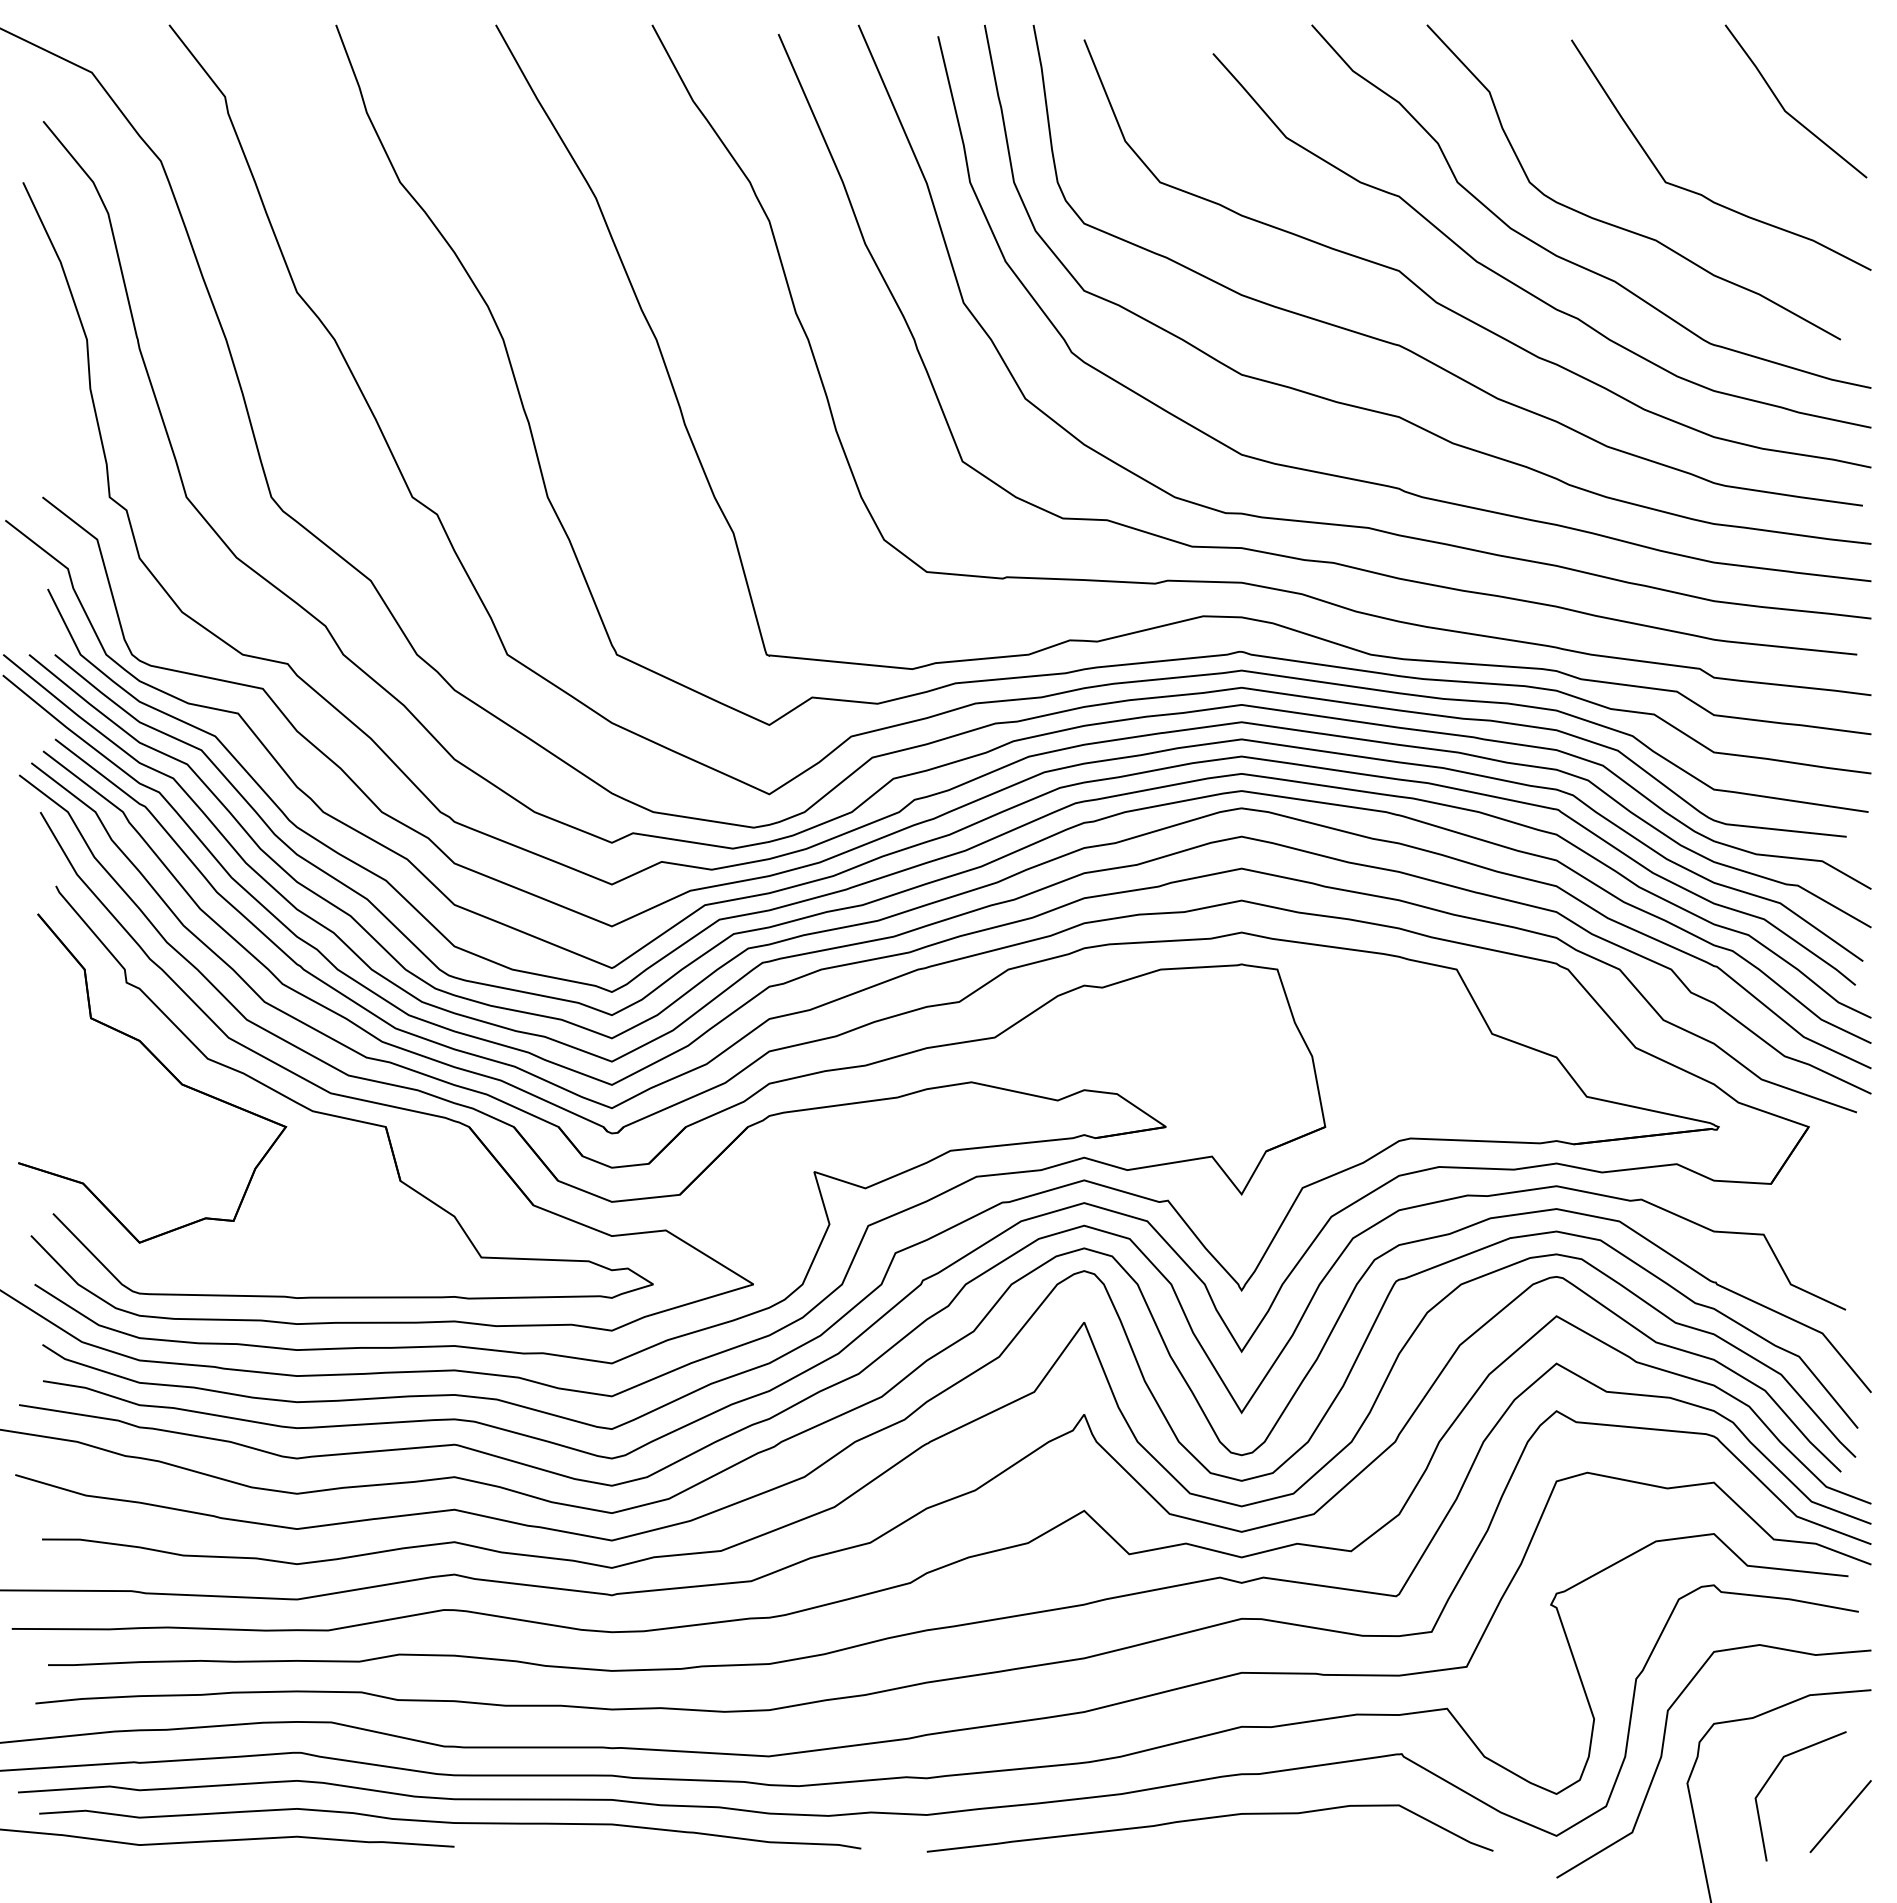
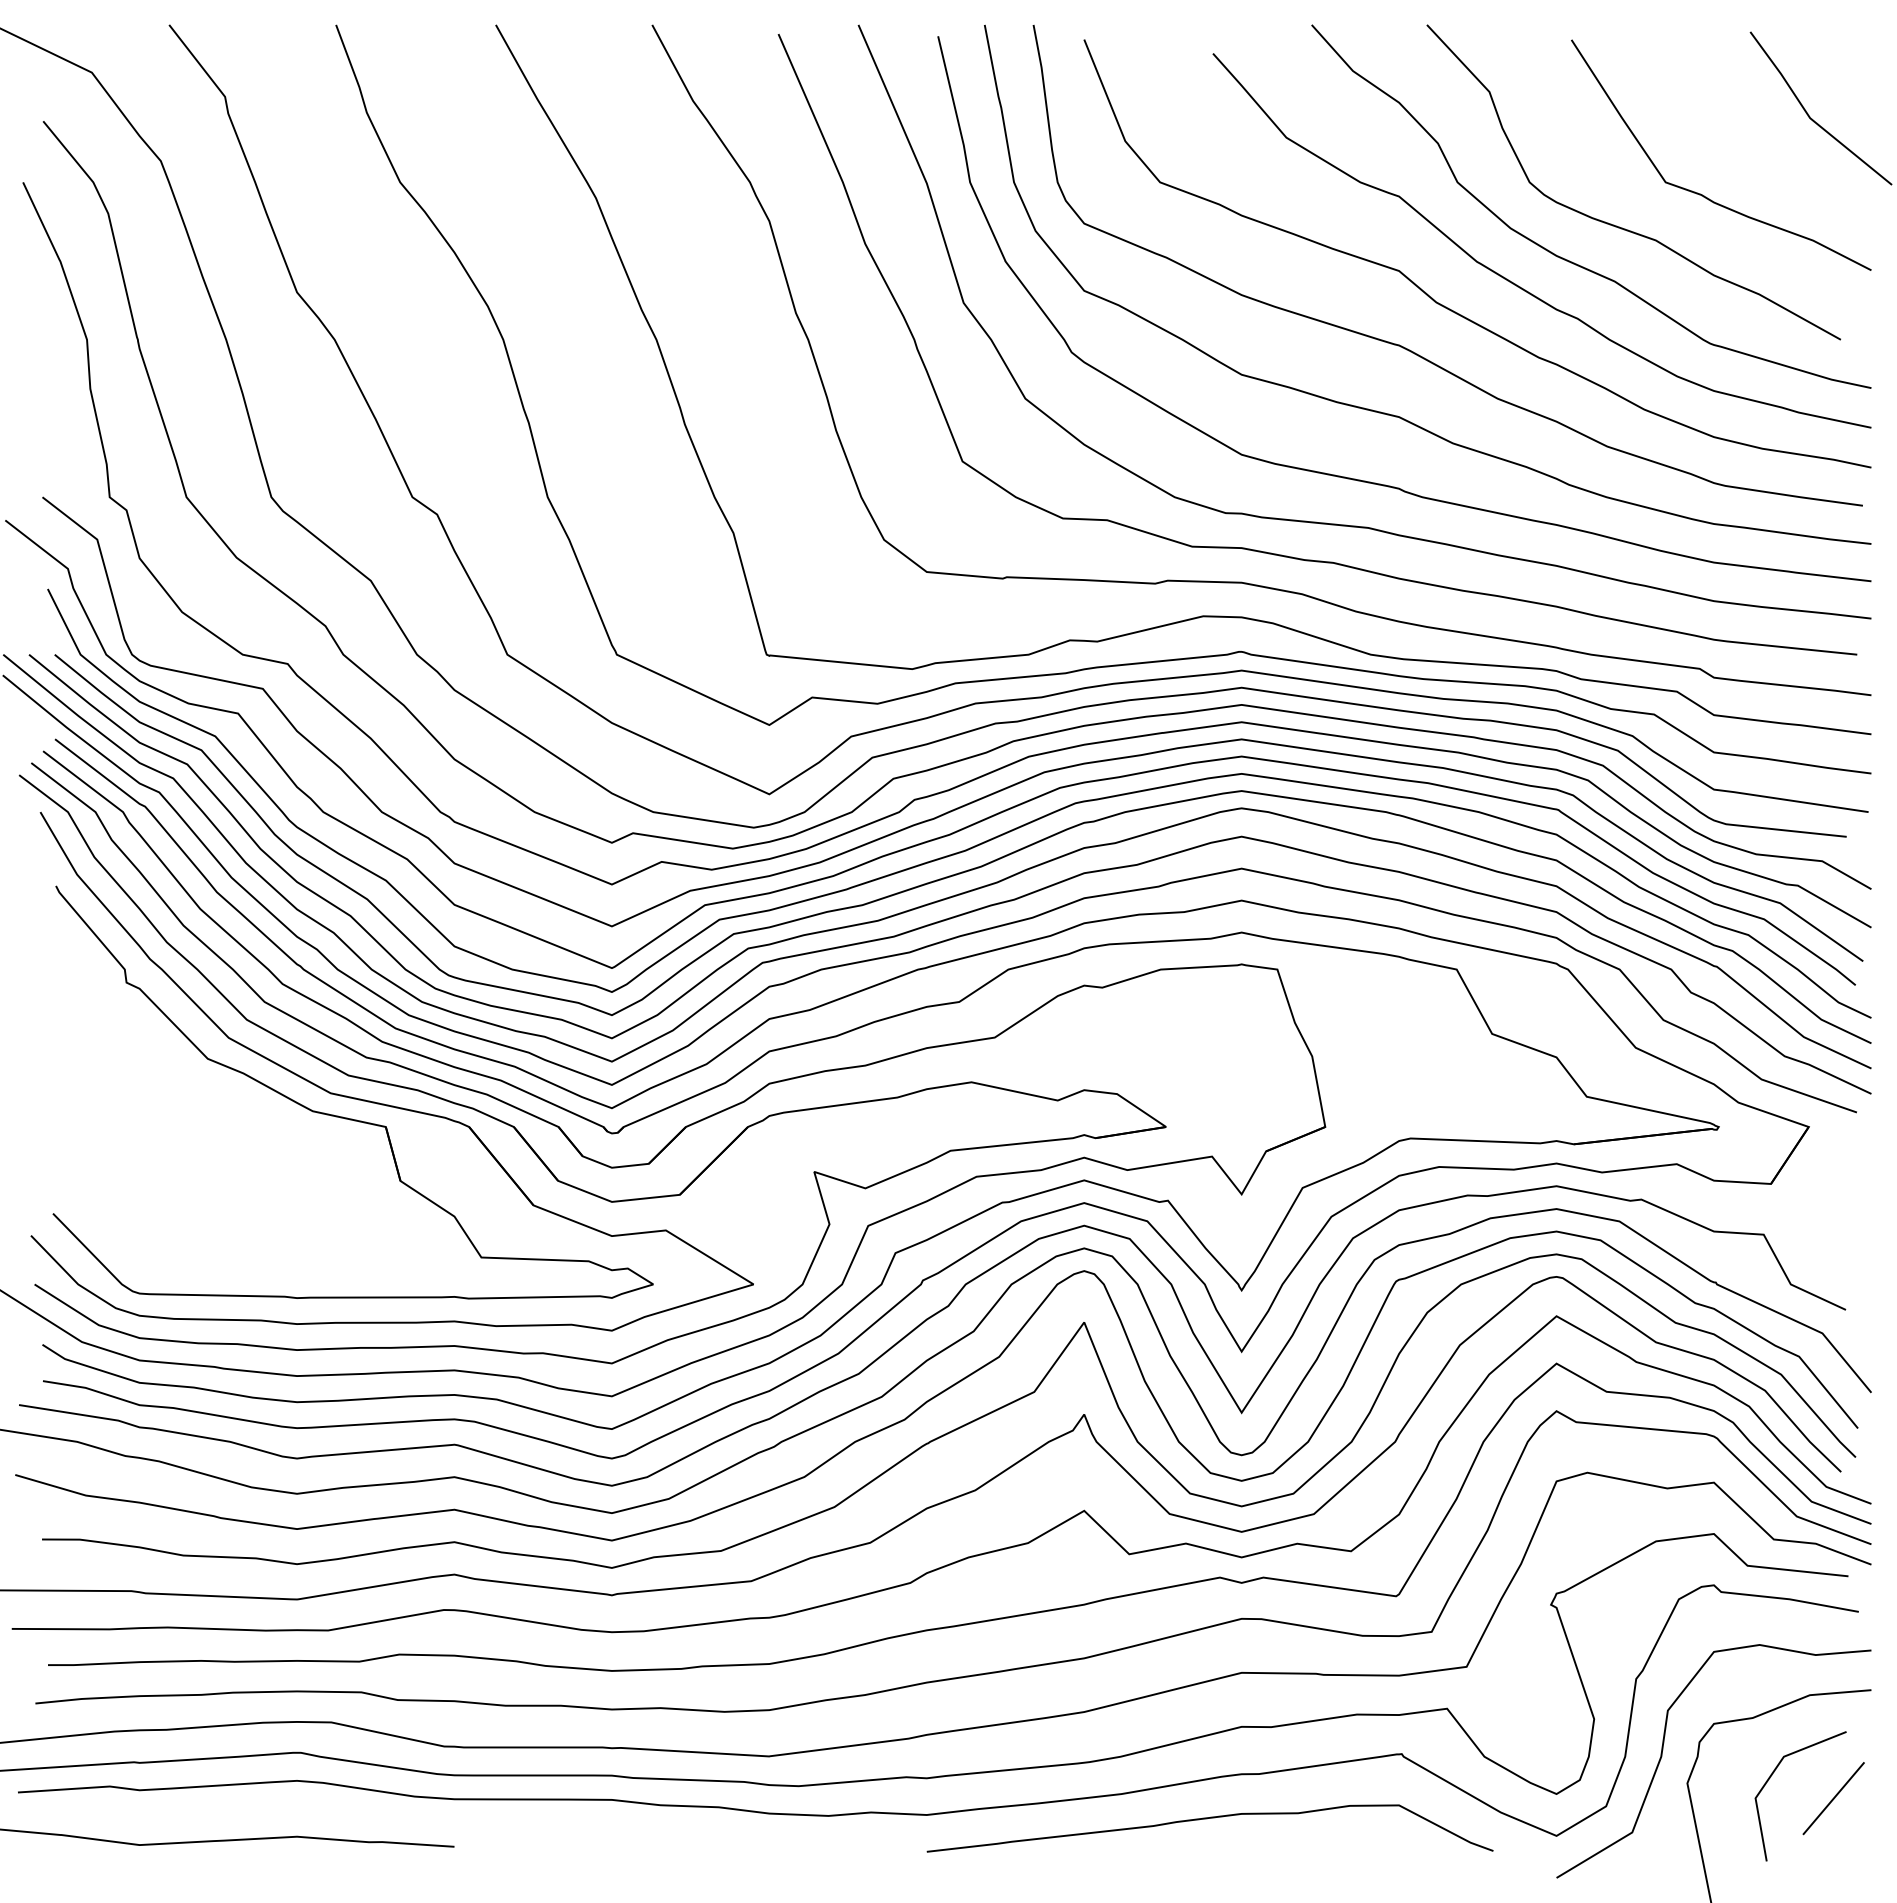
line position: (1785, 109) -> (1810, 116) (1810, 116)
part: present -> none (163, 1066)
line position: (1840, 1816) -> (1833, 1798) (1833, 1798)
curve: present -> none (450, 1823)
